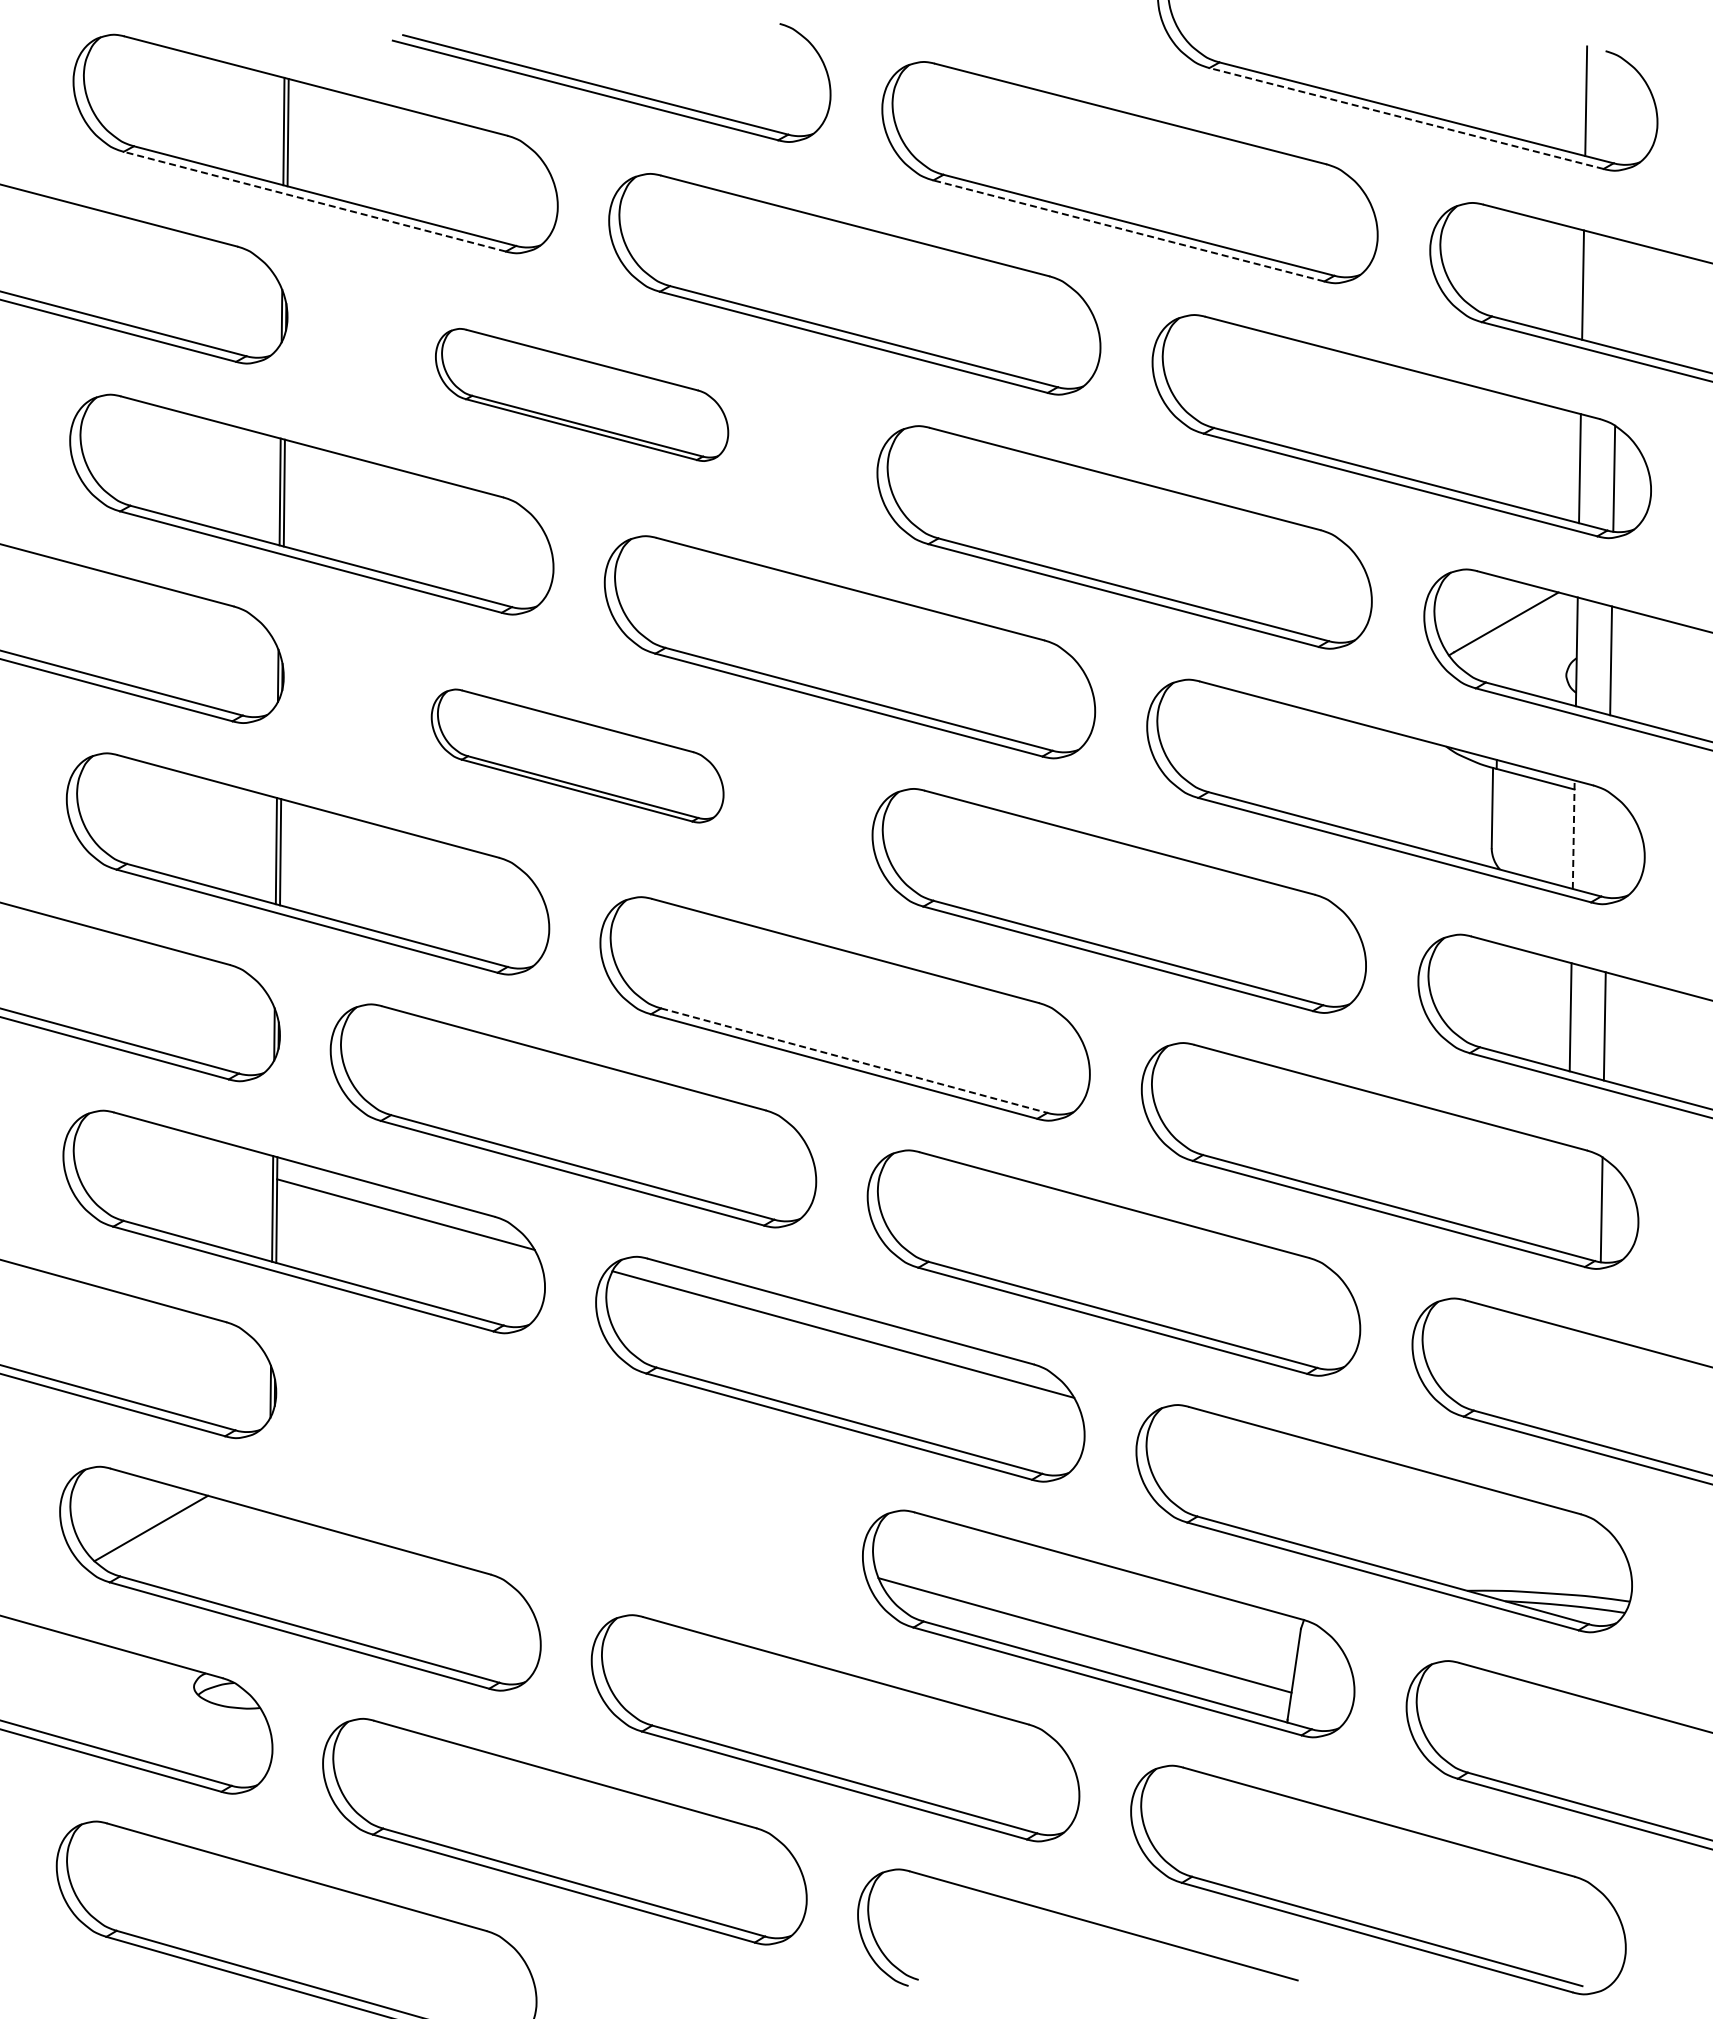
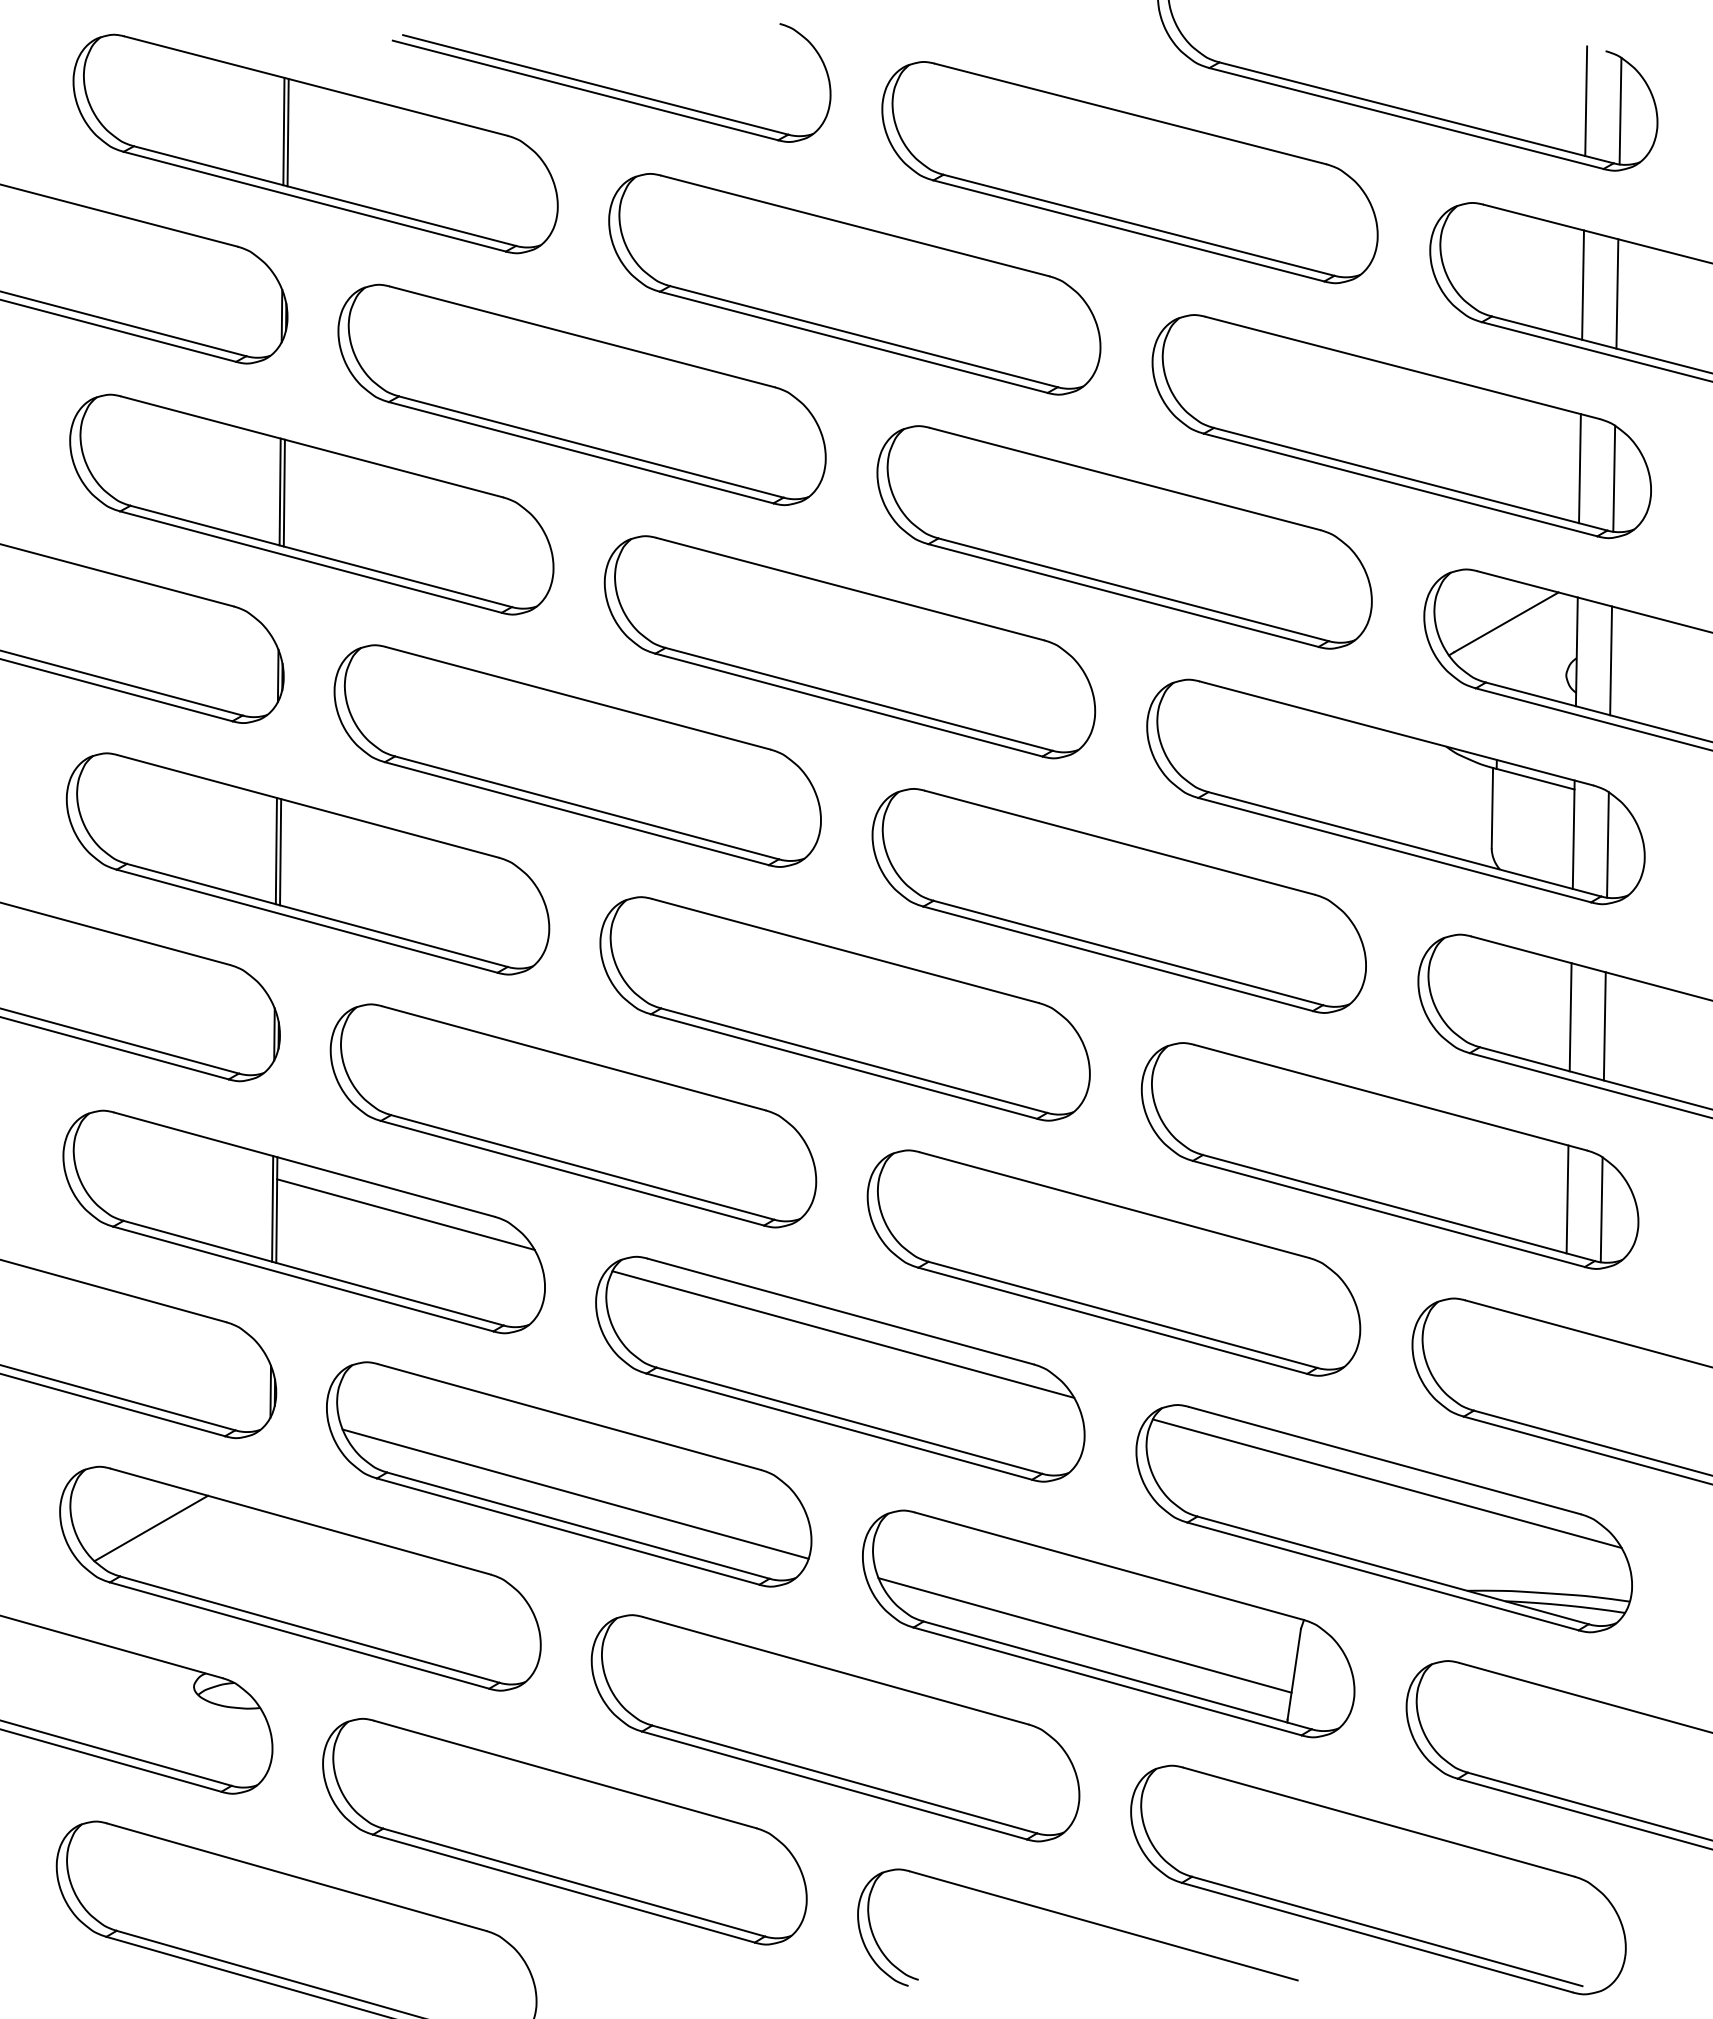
line: none -> present (1620, 110)
line: dashed -> solid (1406, 118)
line: dashed -> solid (314, 201)
line: dashed -> solid (1128, 230)
line: none -> present (1617, 293)
part size: 295x134 px -> 490x224 px (581, 394)
part size: 295x136 px -> 489x224 px (577, 755)
line: dashed -> solid (1573, 834)
line: none -> present (1607, 844)
line: dashed -> solid (854, 1060)
line: none -> present (1567, 1199)
part: none -> present (569, 1474)
line: none -> present (1386, 1483)
